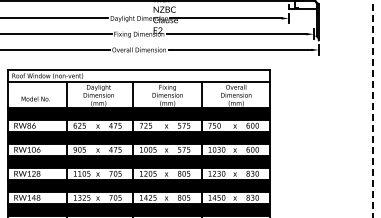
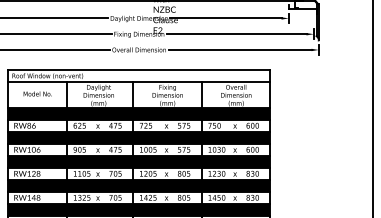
text position: (35, 98) -> (37, 93) (37, 93)
line: dashed -> solid (373, 109)
